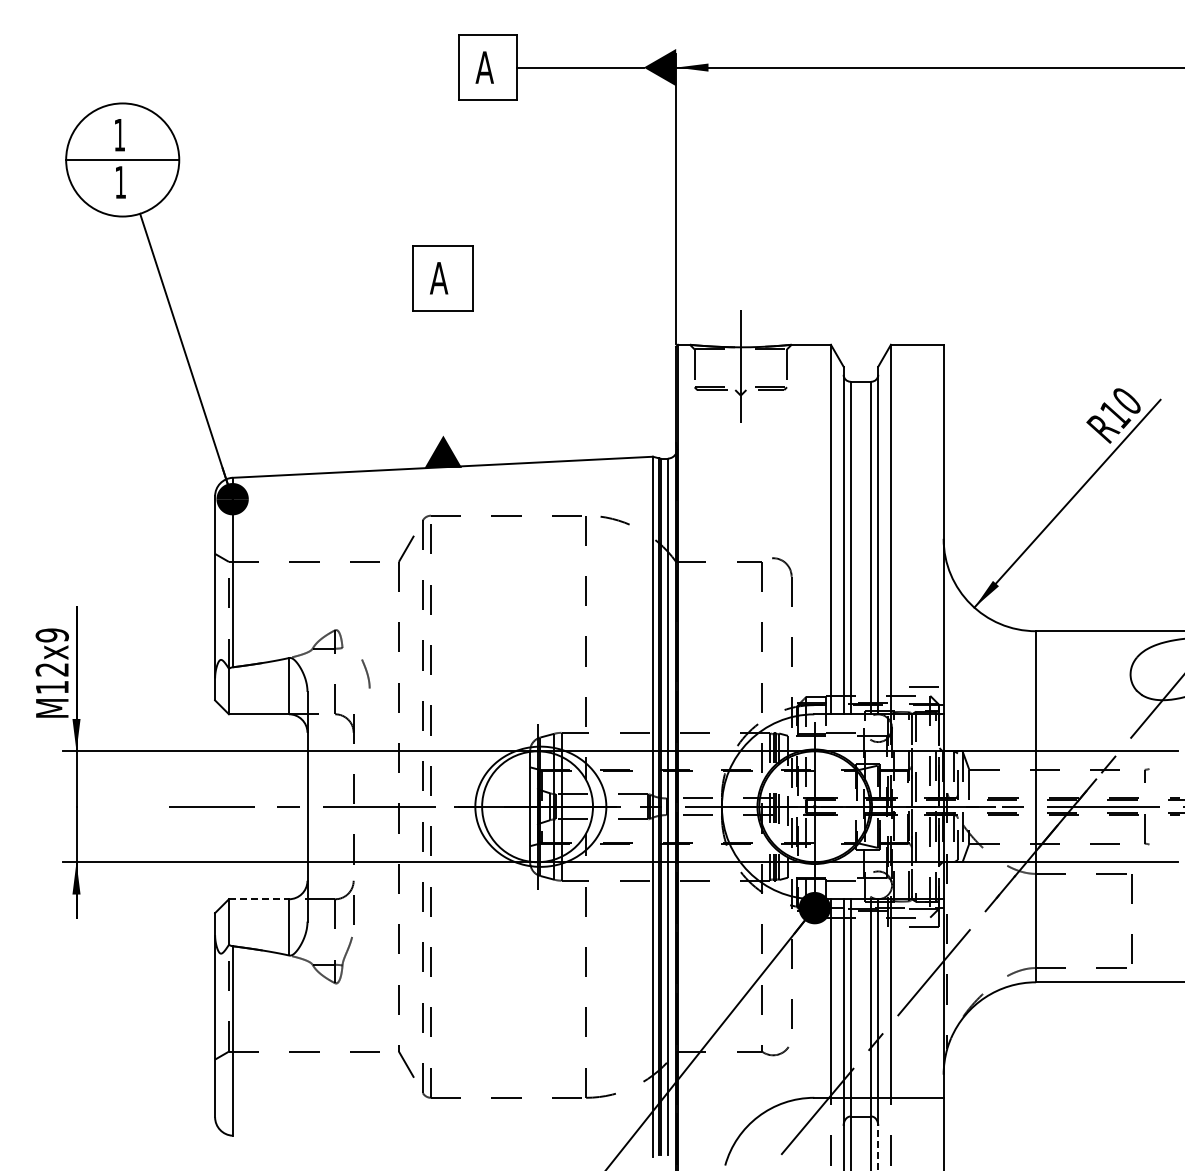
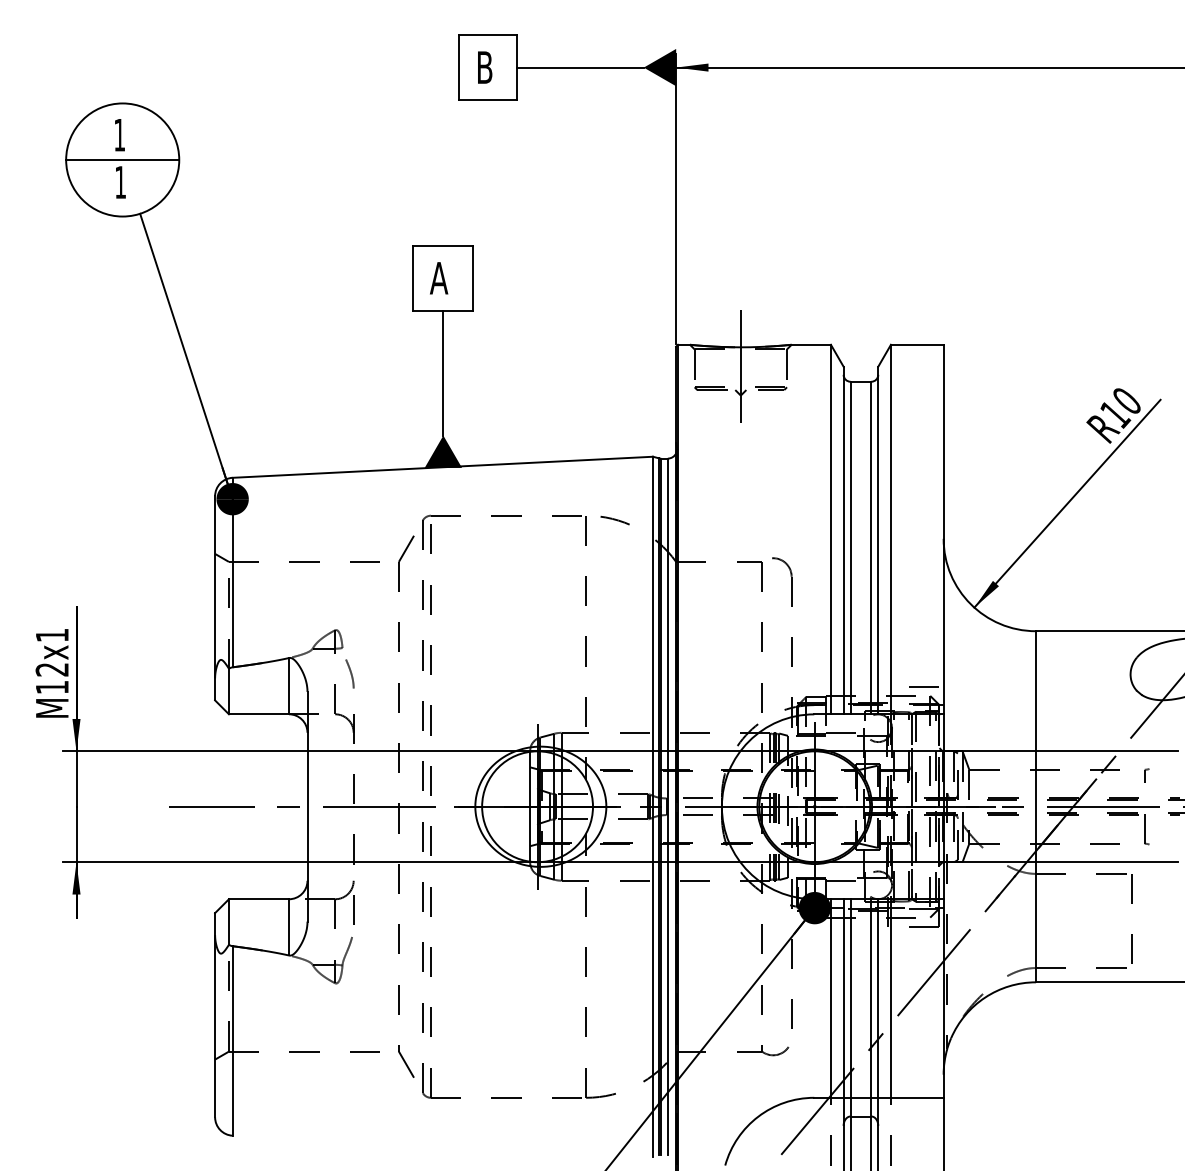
text: A -> B (484, 67)
line: none -> present (443, 372)
text: M12x9 -> M12x1 (51, 635)
curve position: (366, 673) -> (350, 673) (350, 673)
line: dashed -> solid (259, 899)
line: dashed -> solid (878, 1147)
